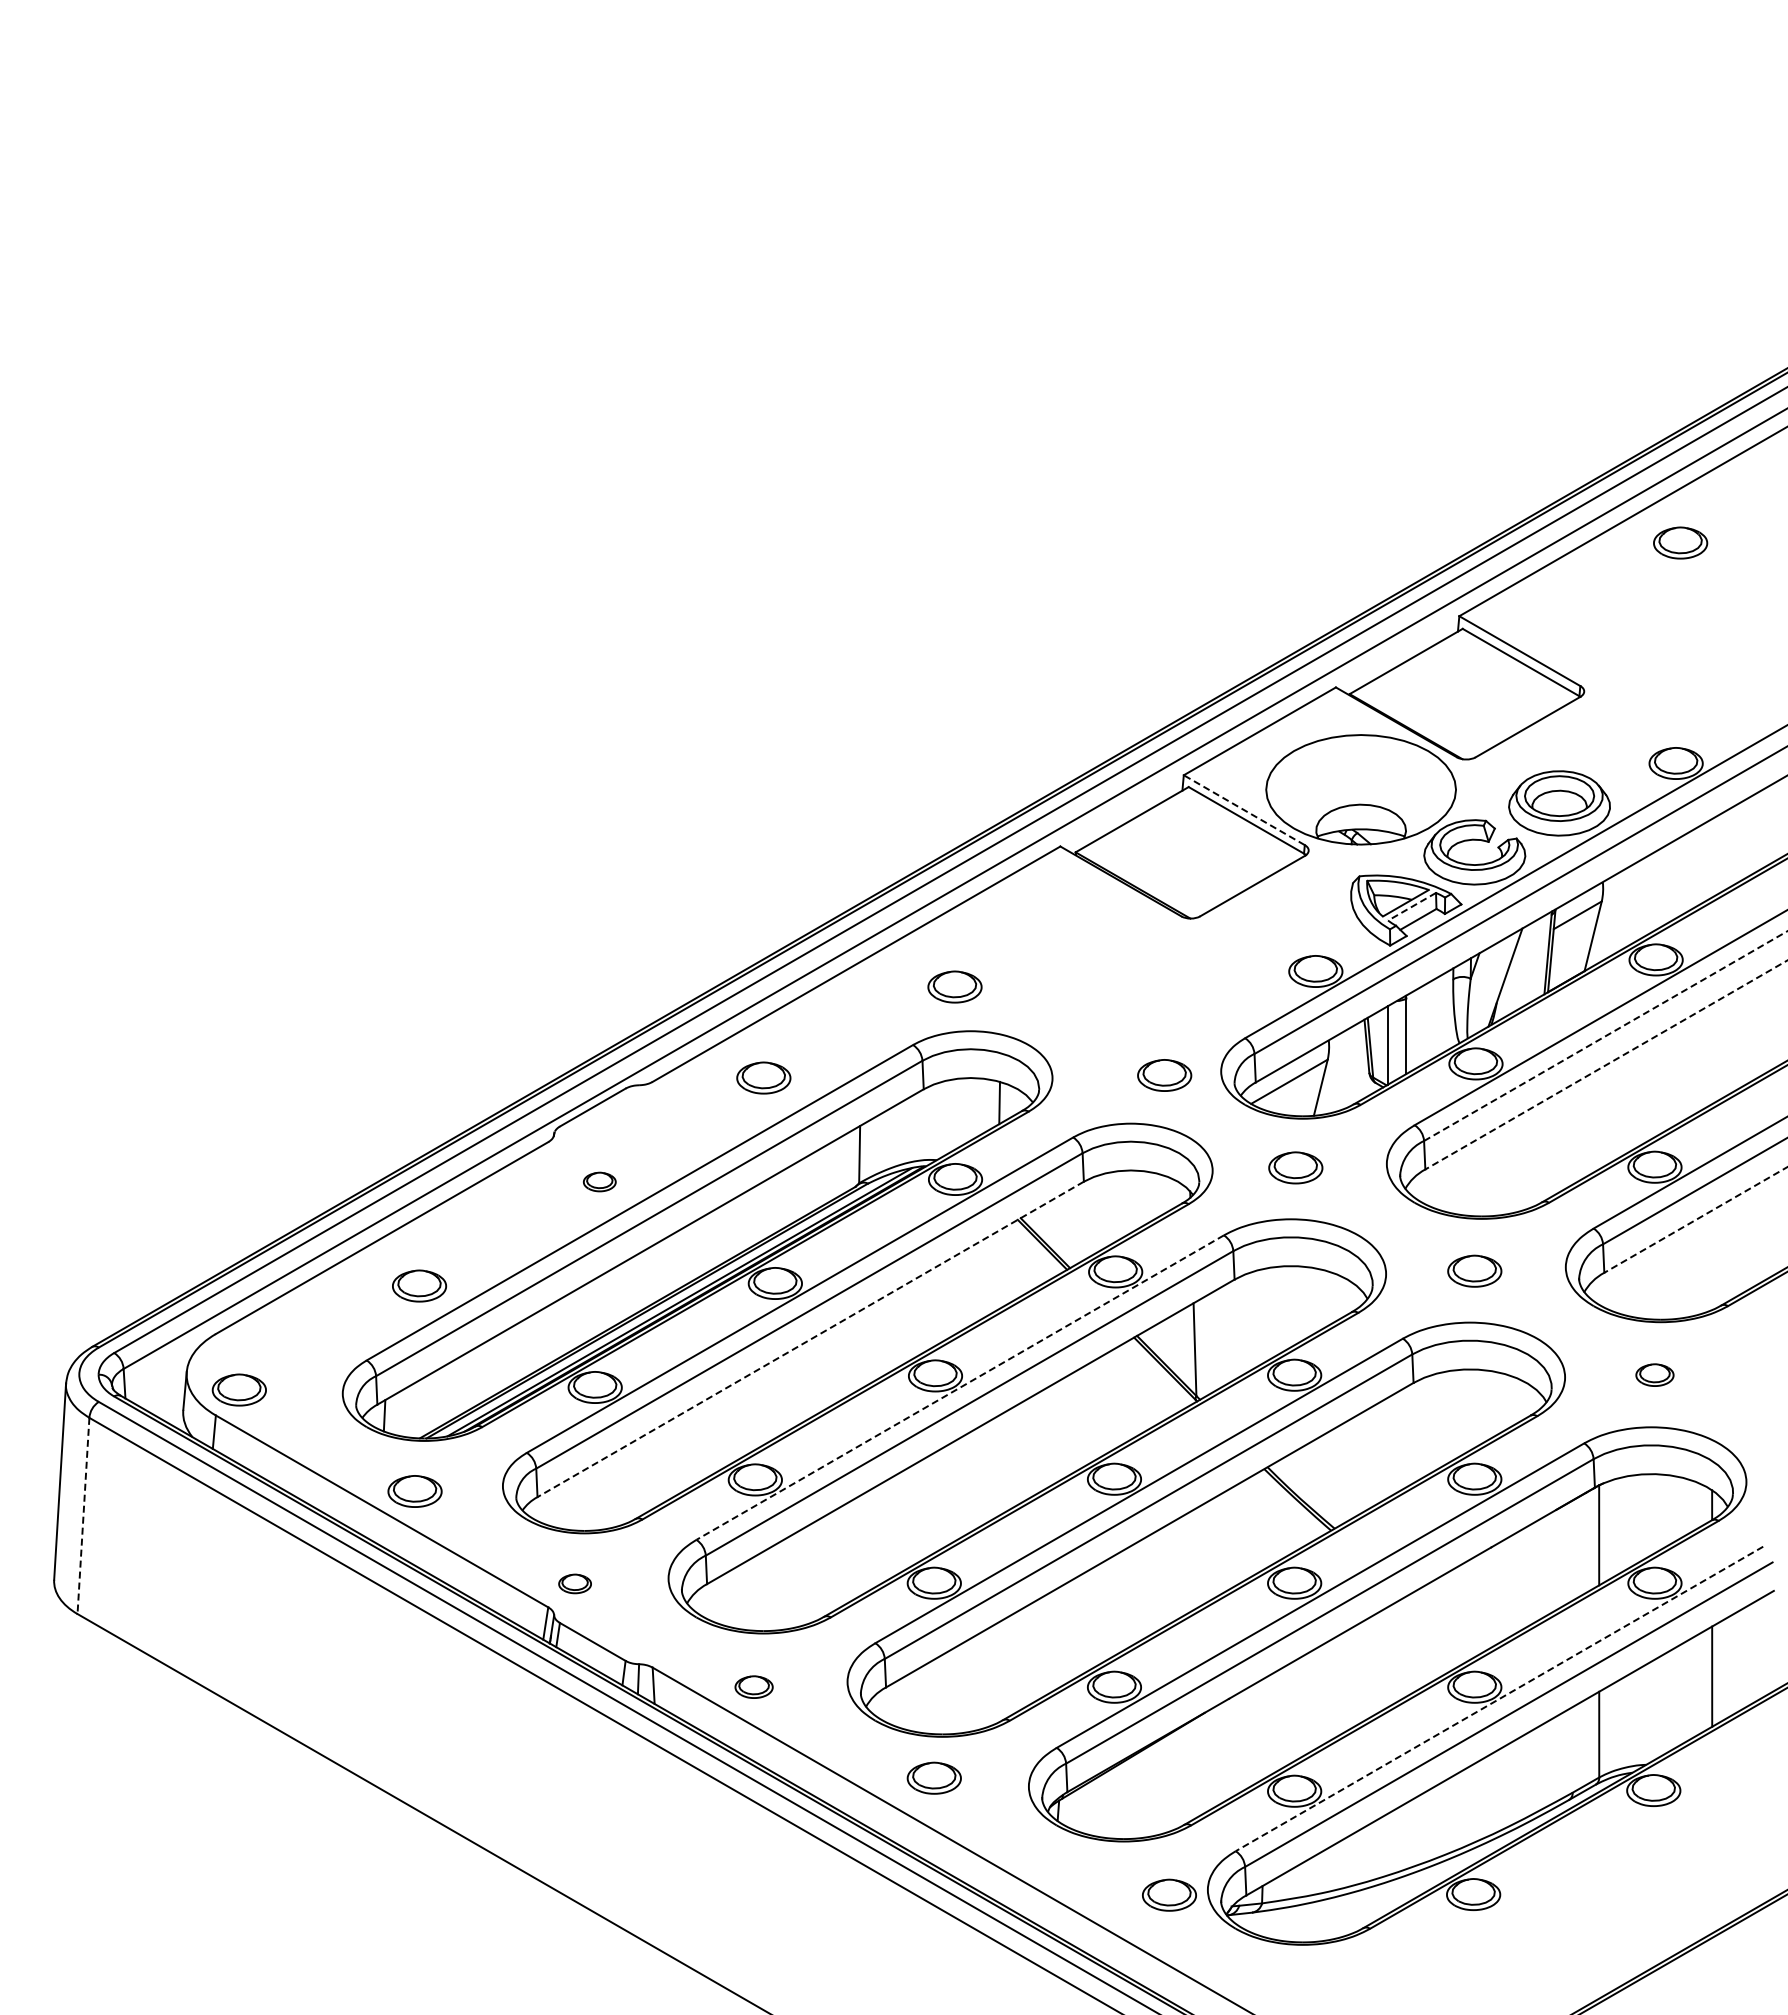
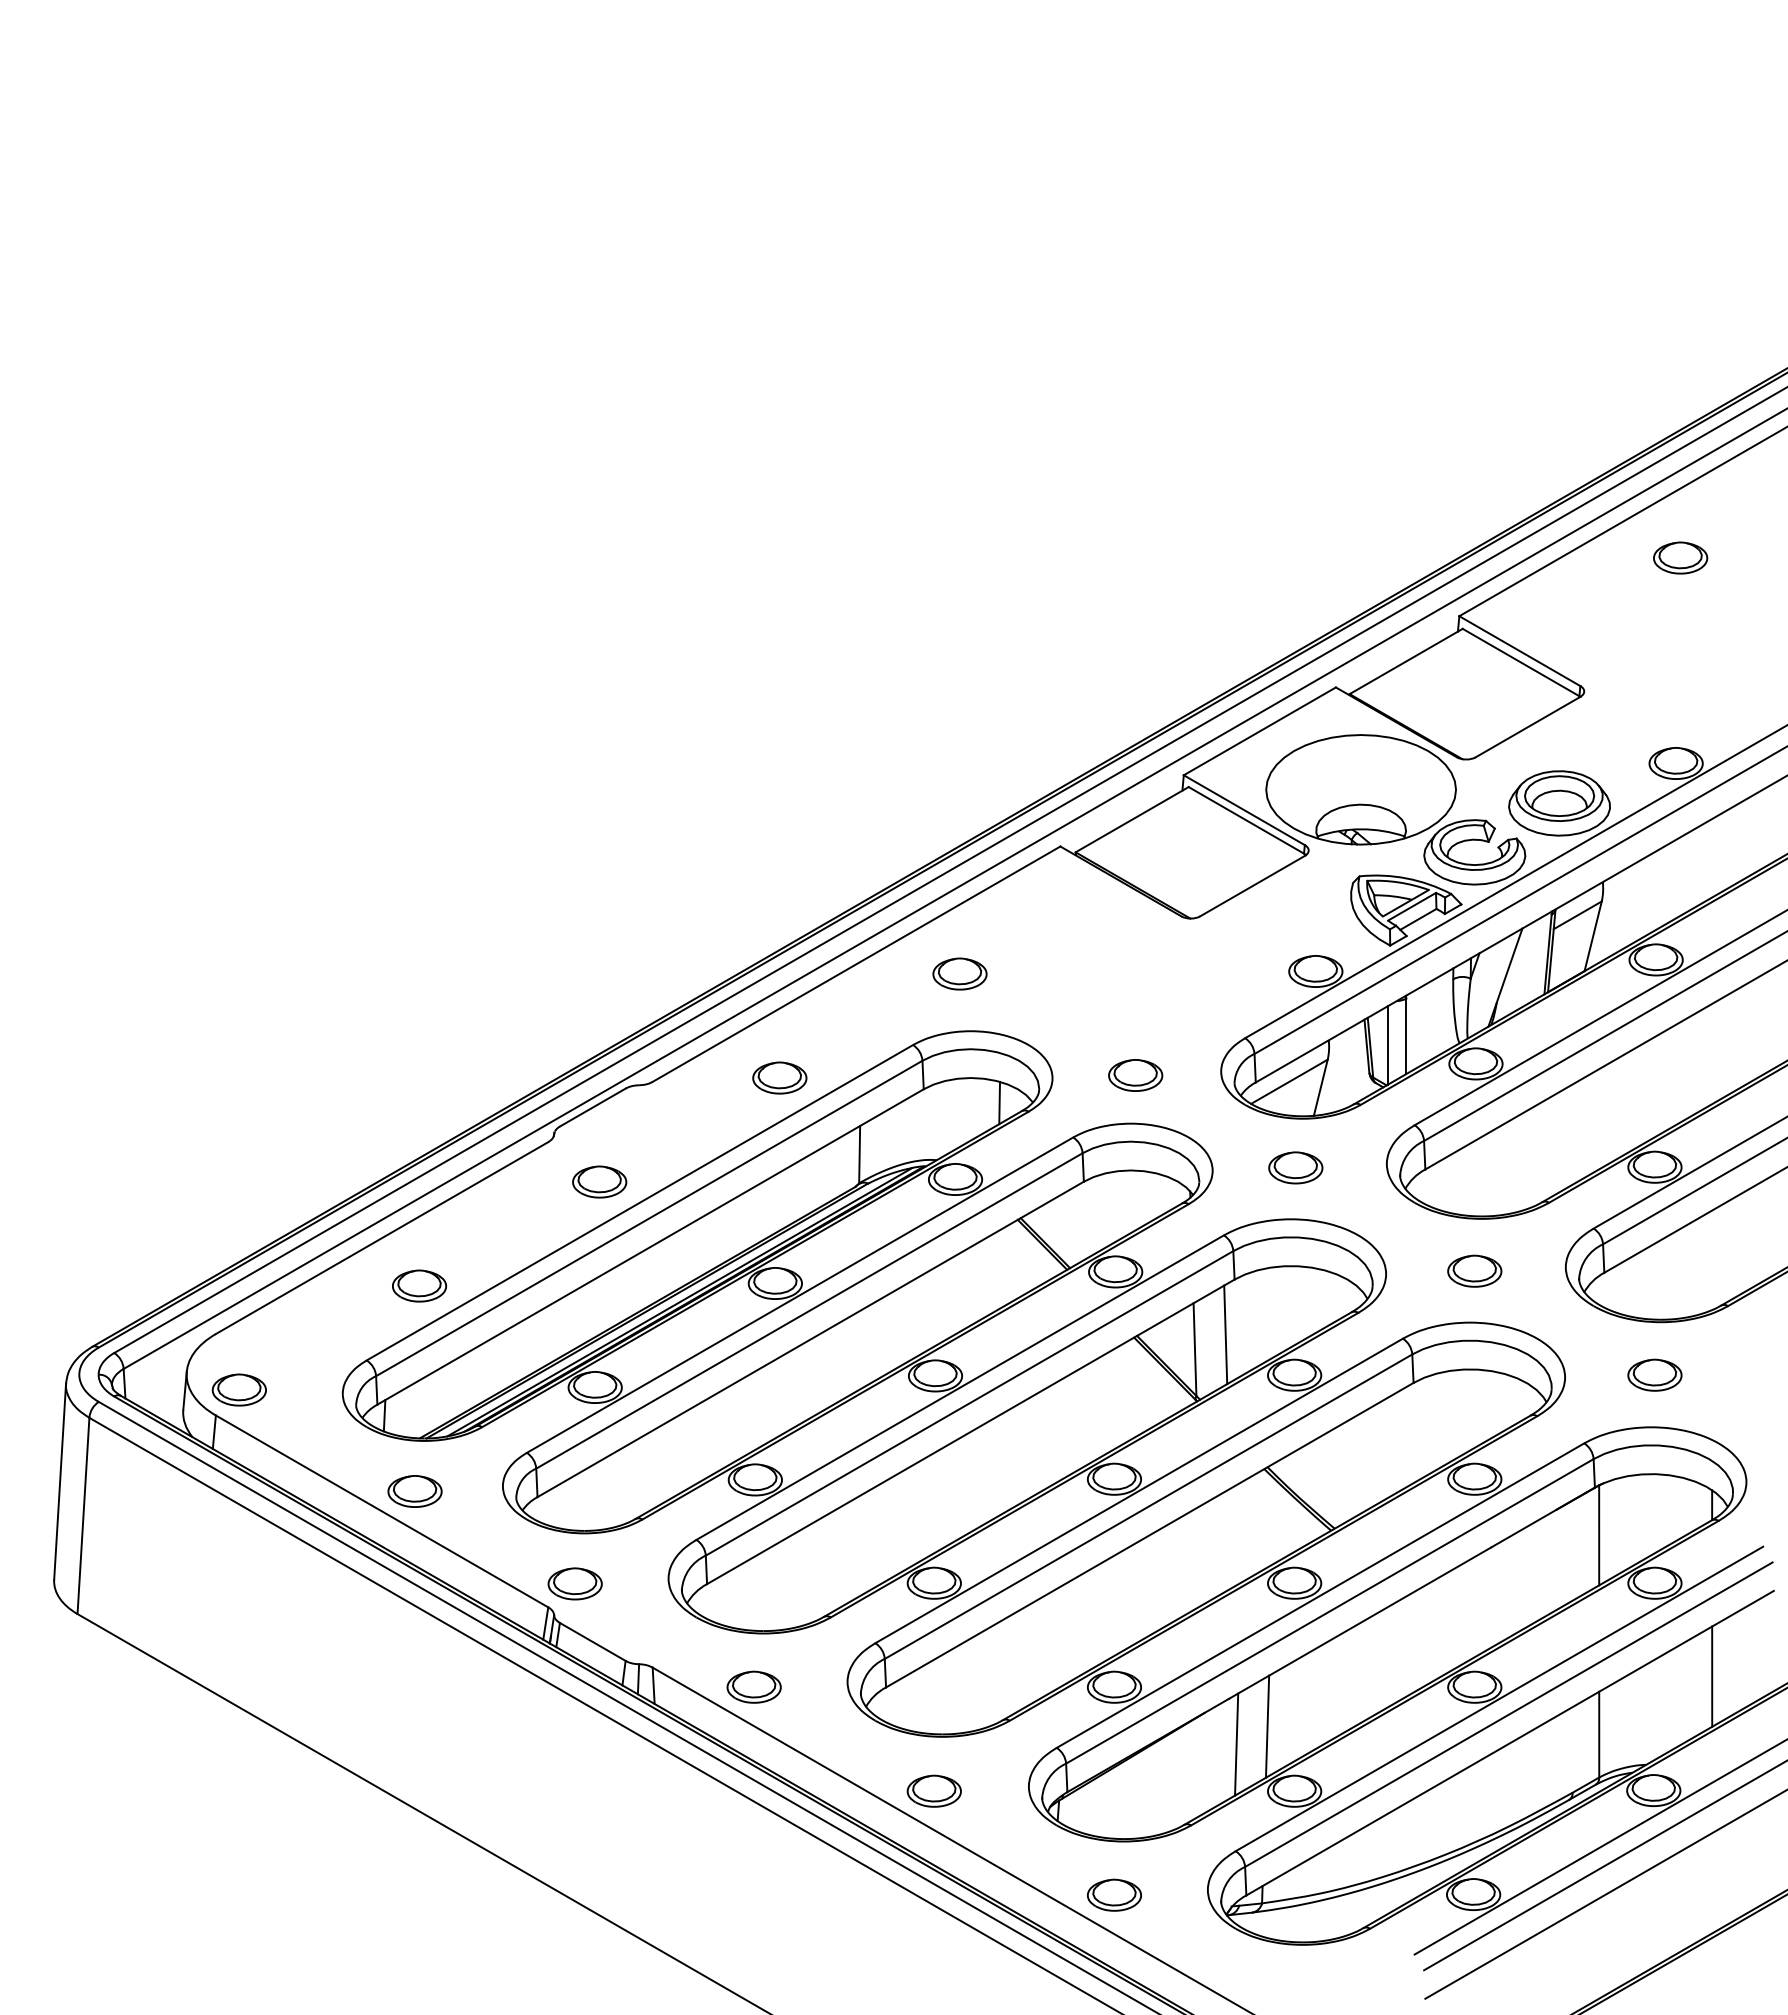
part position: (1680, 542) -> (1680, 557) (1680, 557)
line: dashed -> solid (1244, 810)
line: dashed -> solid (1412, 906)
part position: (954, 986) -> (959, 973) (959, 973)
line: dashed -> solid (1605, 1036)
line: dashed -> solid (1606, 1065)
part position: (1164, 1075) -> (1135, 1075) (1135, 1075)
part position: (763, 1077) -> (779, 1077) (779, 1077)
part size: 34x22 px -> 56x34 px (599, 1181)
line: dashed -> solid (1695, 1219)
line: none -> present (1225, 1334)
line: dashed -> solid (810, 1339)
part size: 40x24 px -> 56x34 px (1654, 1374)
line: dashed -> solid (960, 1387)
line: dashed -> solid (83, 1516)
part size: 34x22 px -> 56x34 px (574, 1583)
part size: 40x24 px -> 56x34 px (753, 1686)
line: dashed -> solid (1499, 1698)
line: none -> present (1267, 1726)
line: none -> present (1236, 1744)
part position: (933, 1777) -> (933, 1790) (933, 1790)
line: none -> present (1599, 1847)
line: none -> present (1604, 1866)
part position: (1169, 1894) -> (1114, 1894) (1114, 1894)
line: none -> present (1604, 1894)
